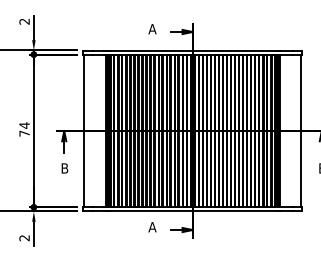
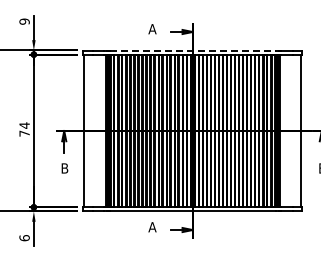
text: 2 -> 9 (24, 21)
line: solid -> dashed (192, 50)
text: 2 -> 6 (24, 238)
